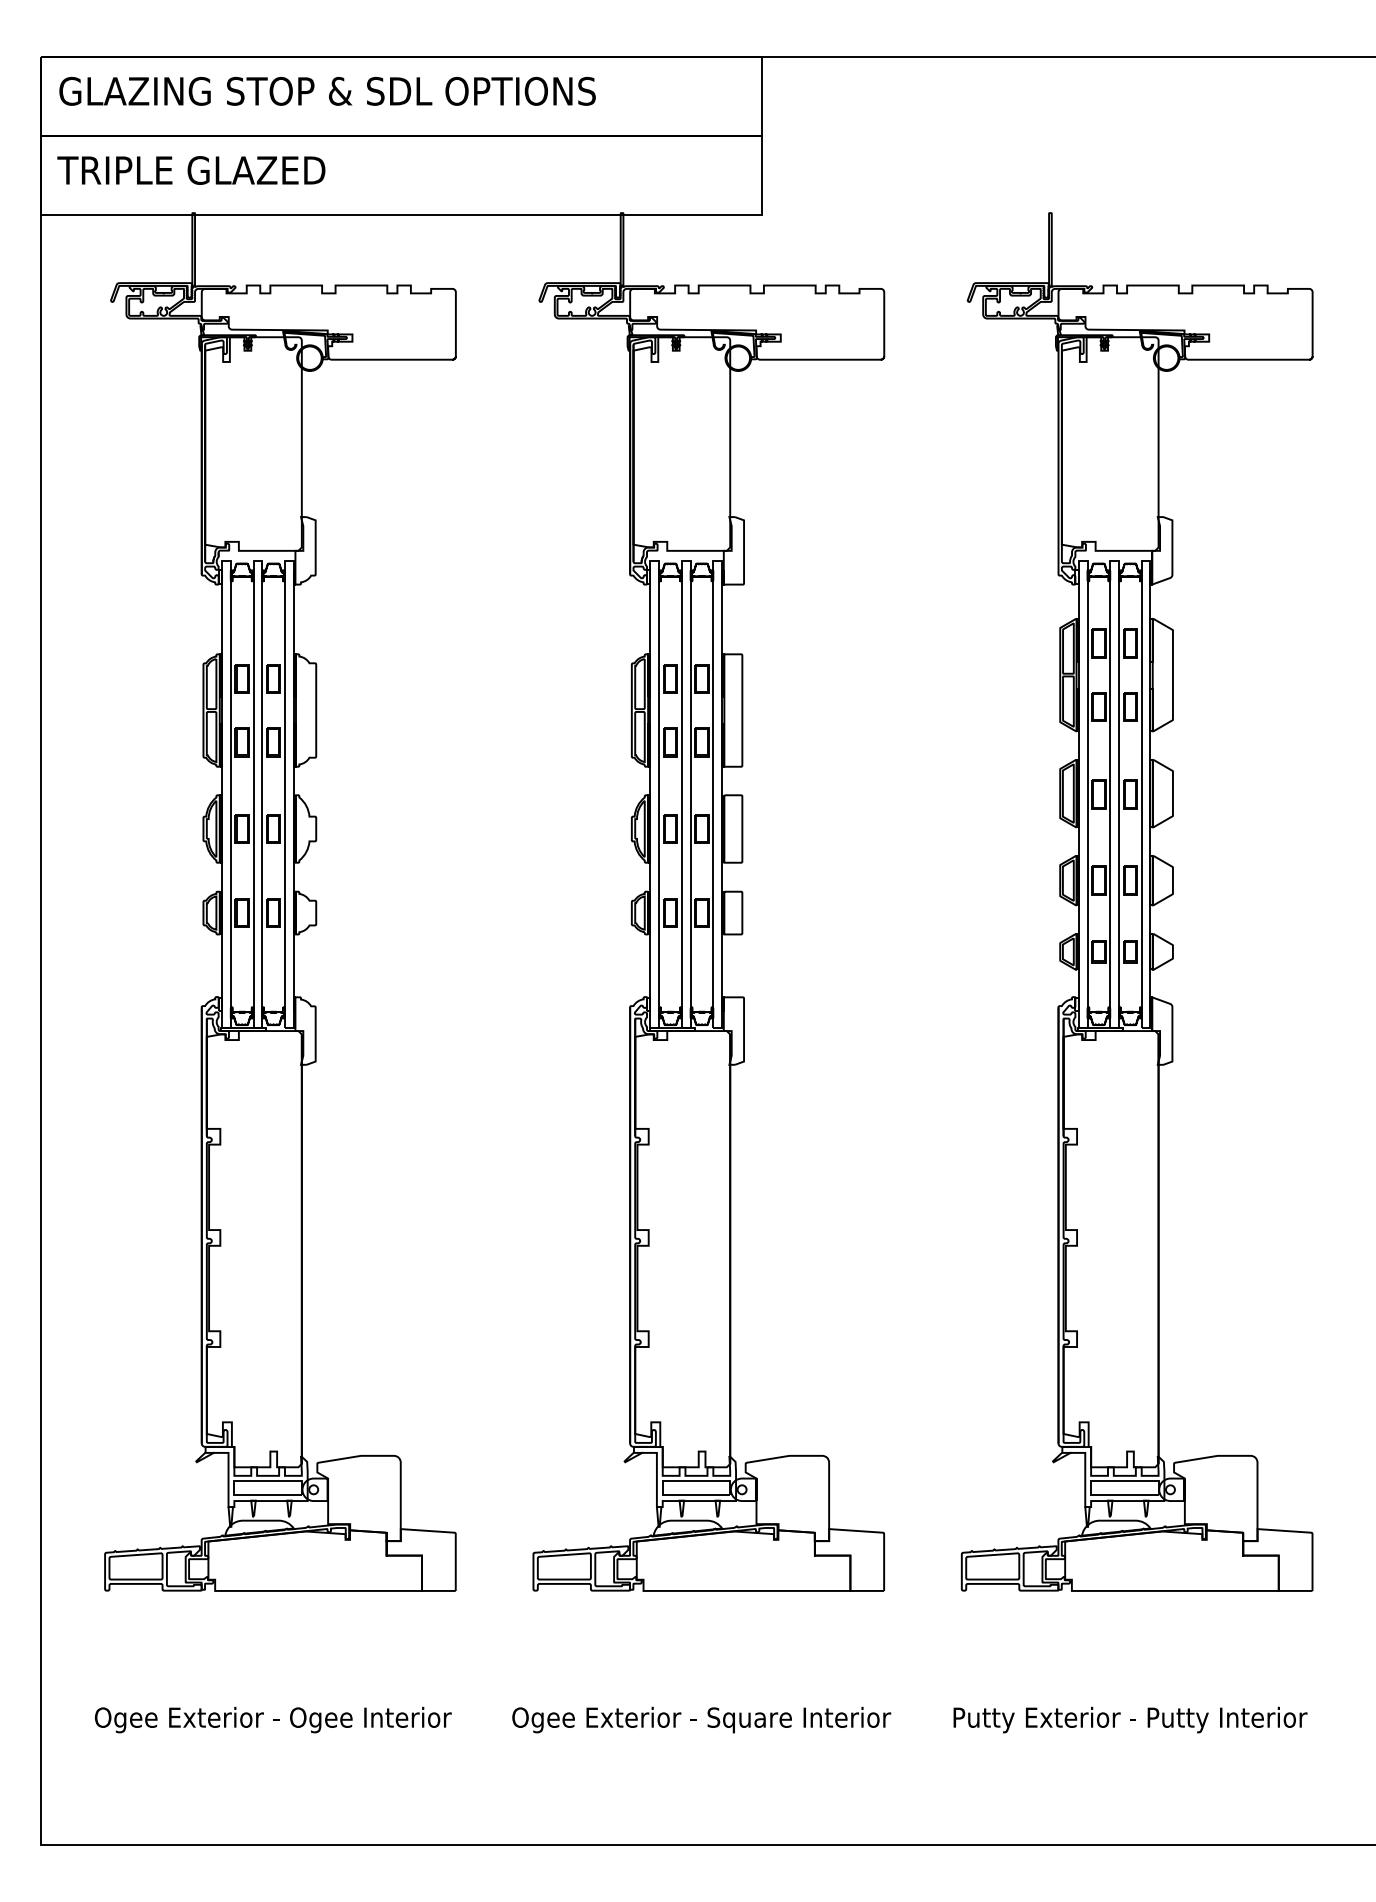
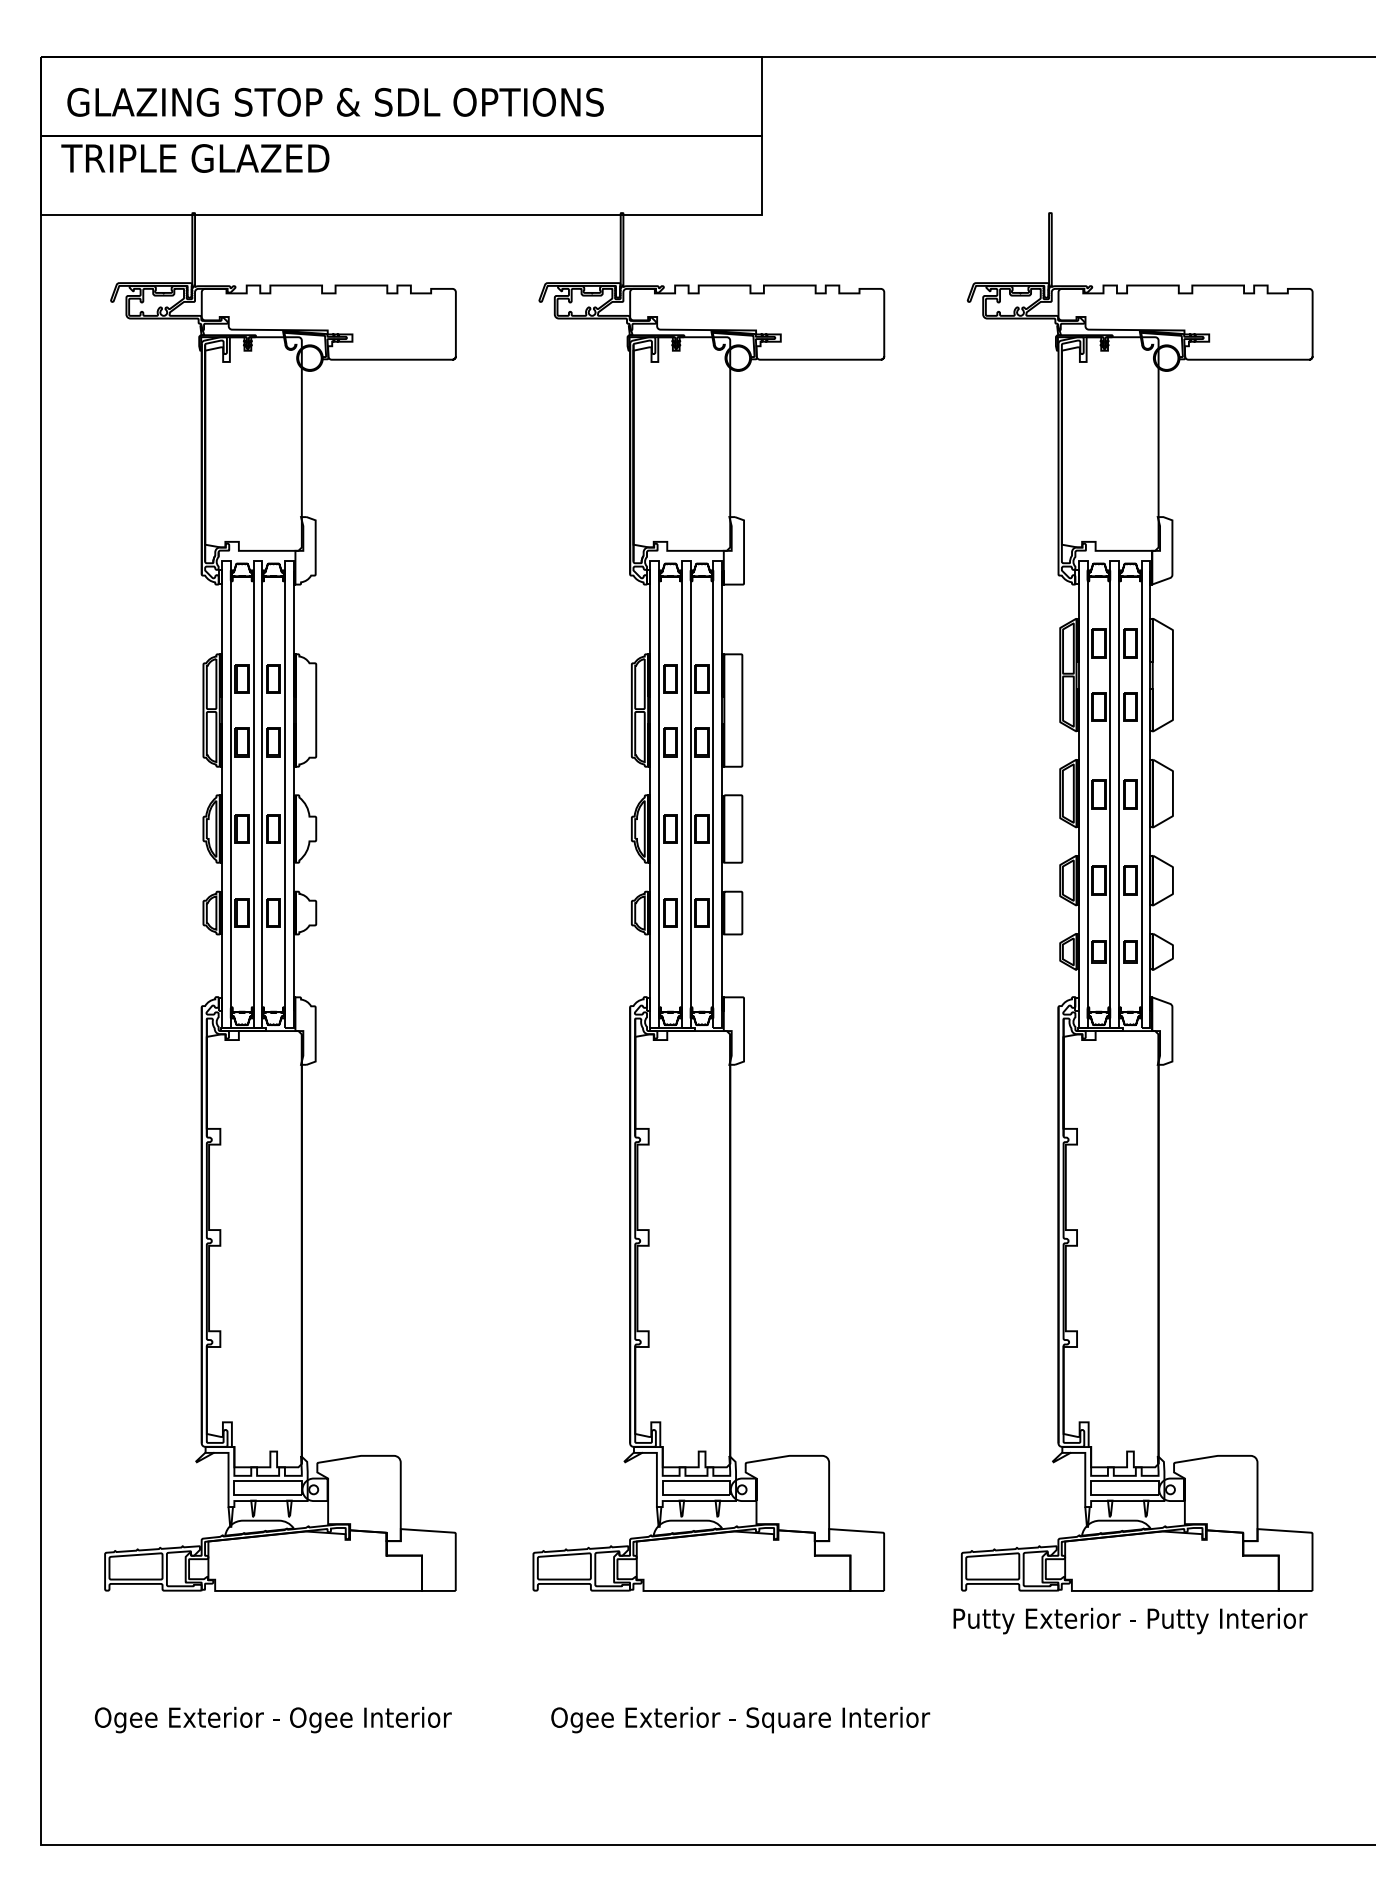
text position: (327, 90) -> (335, 101) (335, 101)
text position: (191, 170) -> (195, 158) (195, 158)
text position: (701, 1719) -> (740, 1719) (740, 1719)
text position: (1130, 1719) -> (1130, 1620) (1130, 1620)
